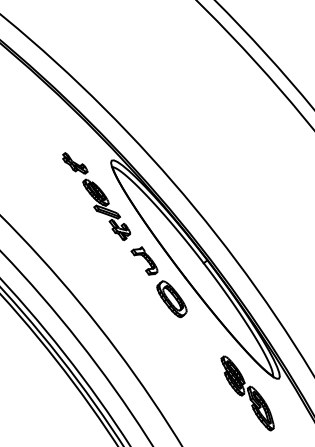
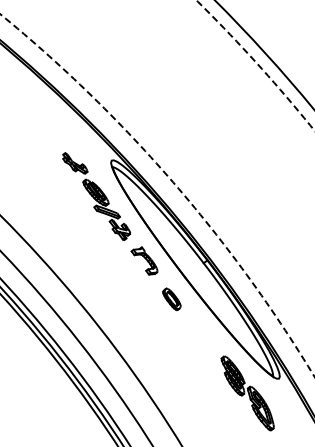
circle: solid -> dashed (255, 65)
circle: solid -> dashed (157, 195)
part size: 32x39 px -> 20x25 px (171, 299)
